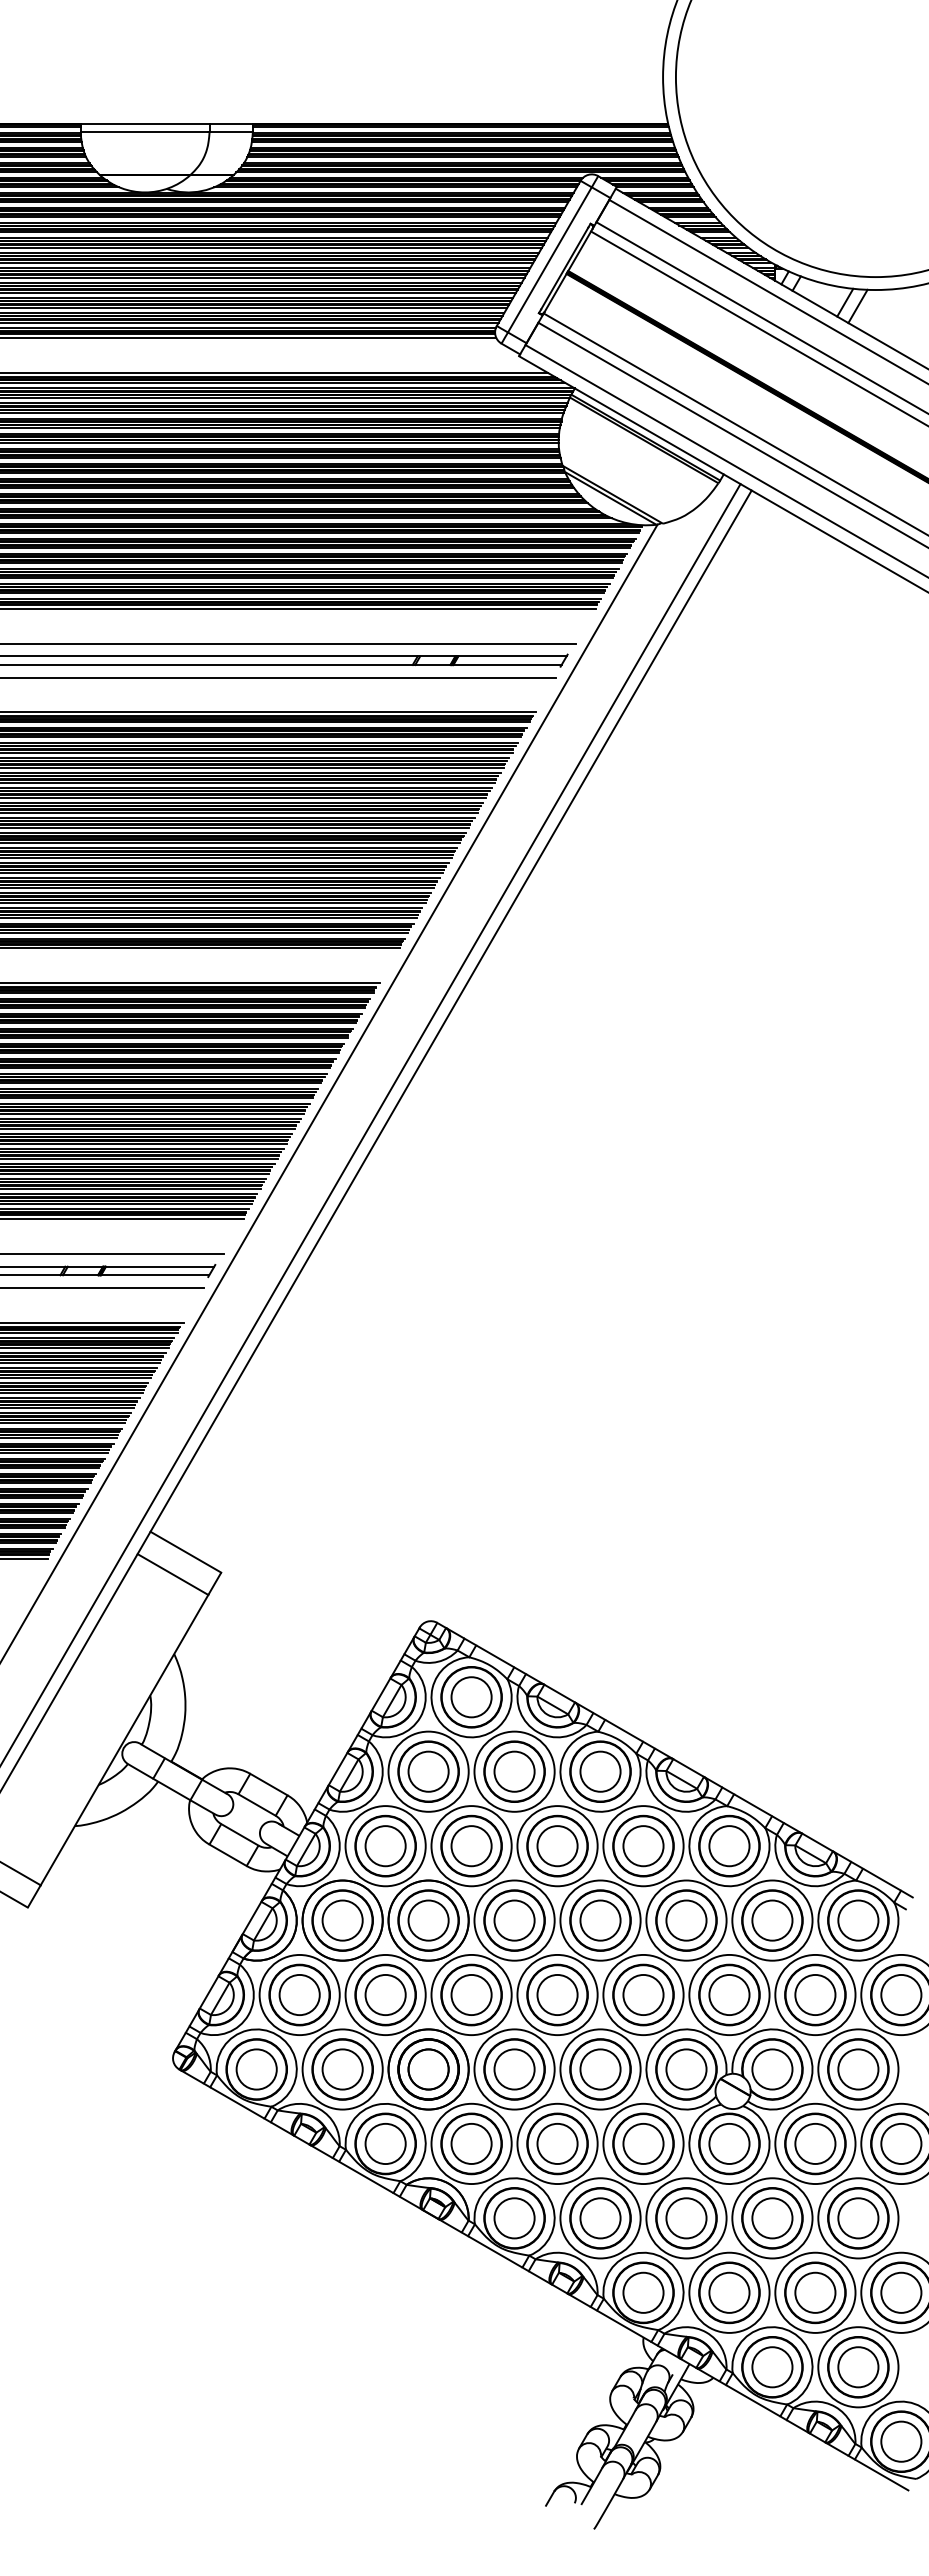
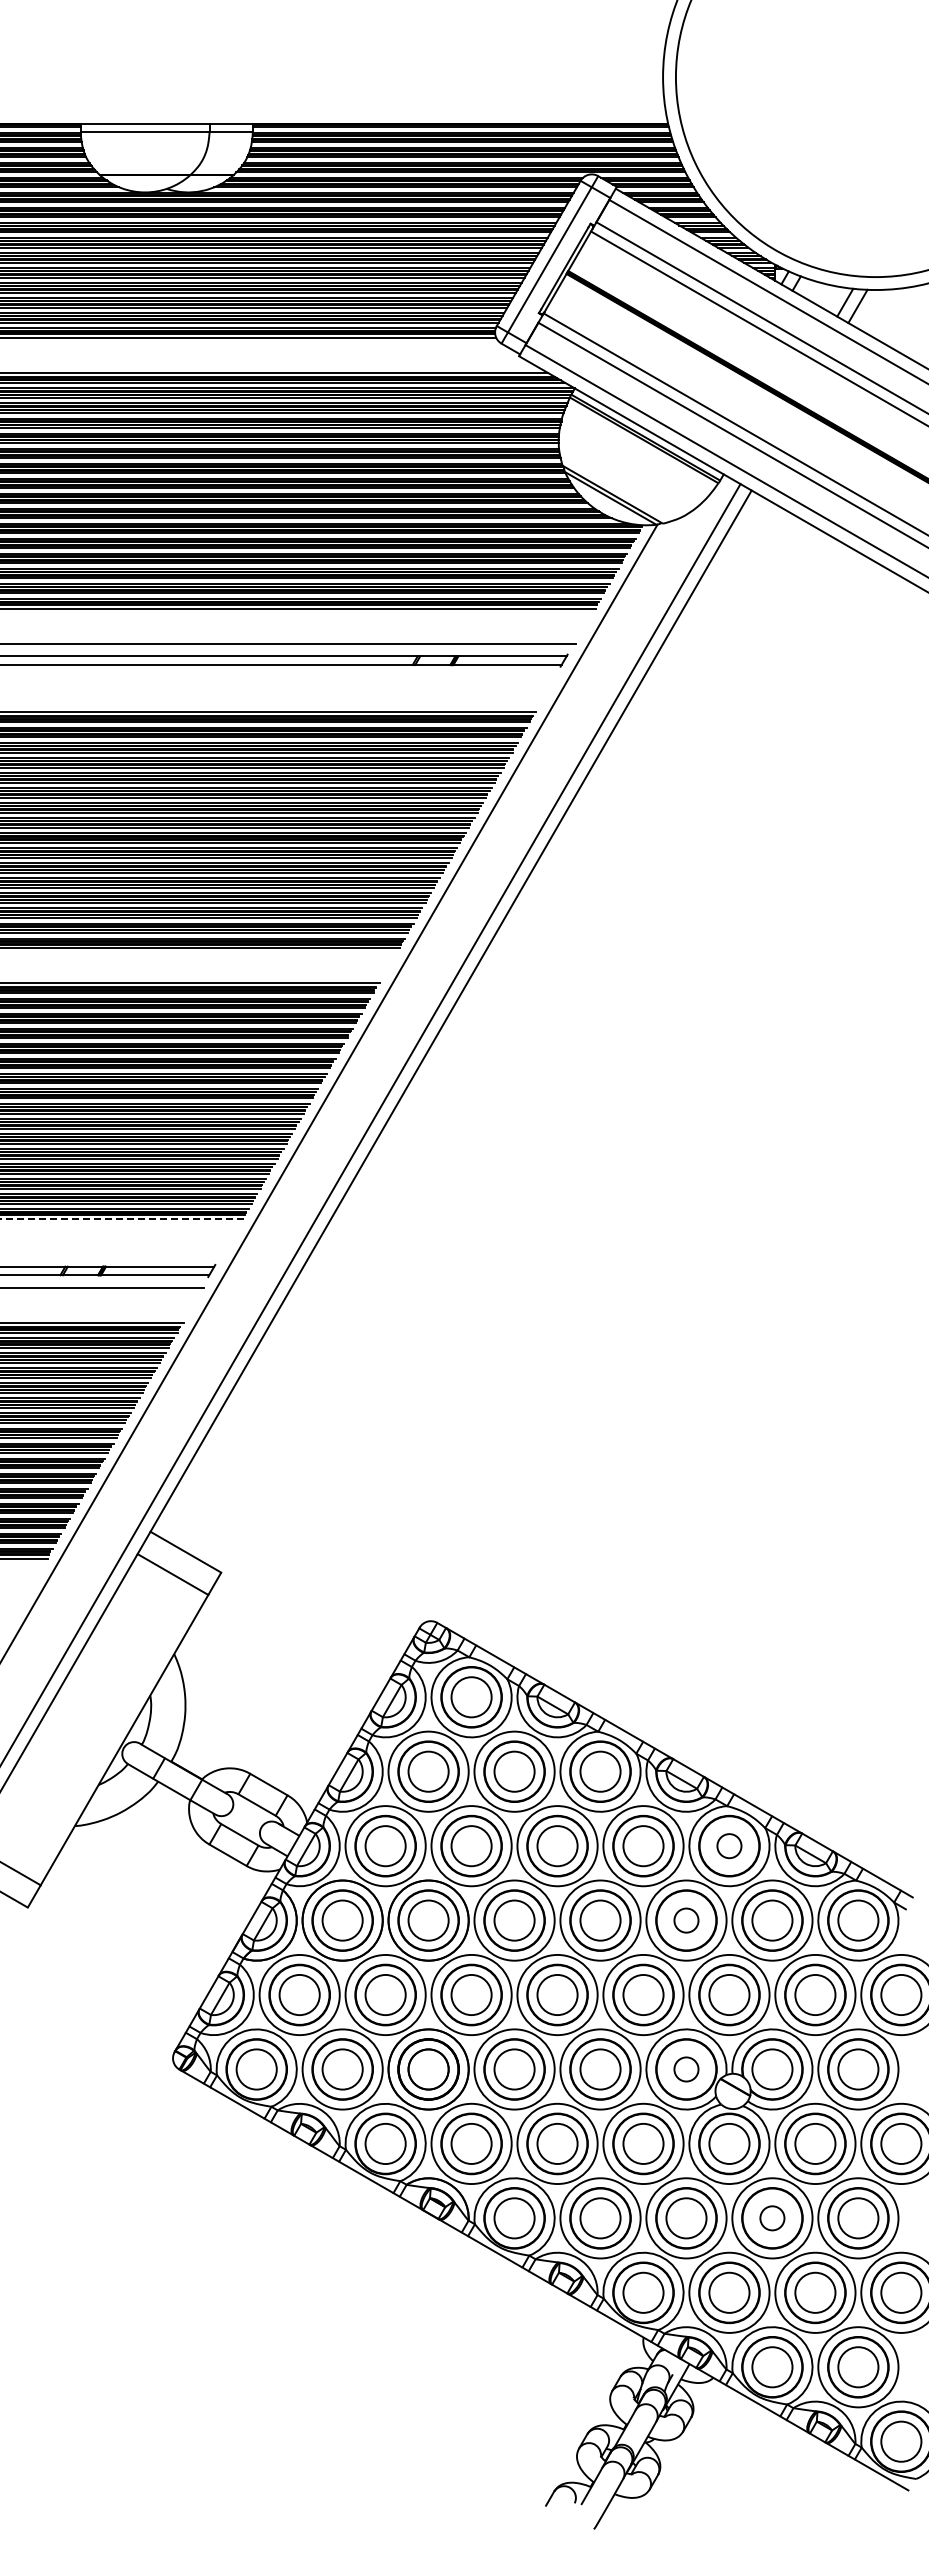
line: present -> none (279, 677)
line: solid -> dashed (121, 1219)
line: present -> none (112, 1253)
circle diameter: 40 px -> 24 px (729, 1846)
circle diameter: 40 px -> 24 px (686, 1920)
circle diameter: 40 px -> 24 px (686, 2069)
circle diameter: 40 px -> 24 px (772, 2218)
